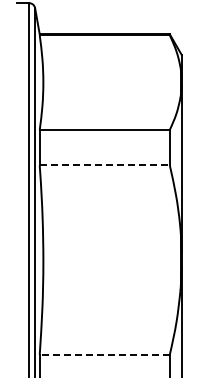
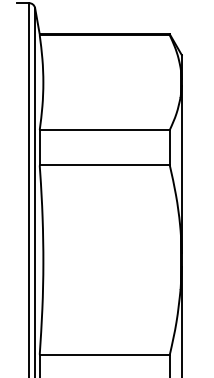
line: dashed -> solid (105, 165)
line: dashed -> solid (104, 354)
